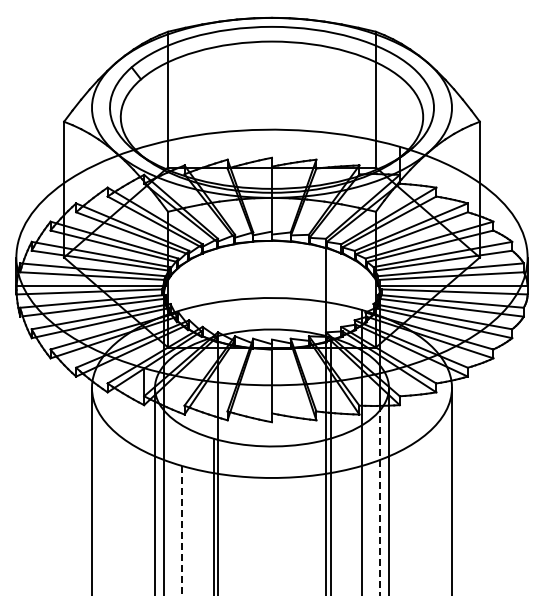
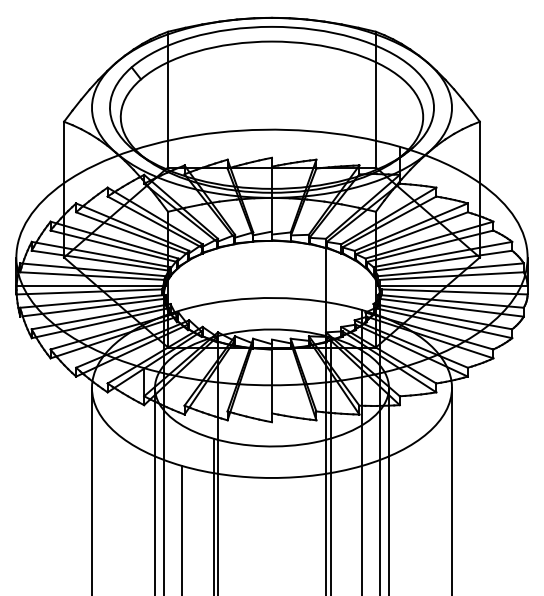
line: dashed -> solid (380, 502)
line: dashed -> solid (181, 530)
